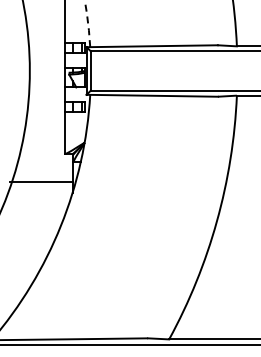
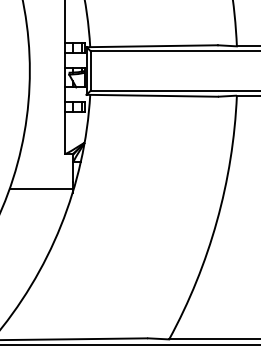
arc: dashed -> solid (88, 23)
line position: (40, 181) -> (40, 188) (40, 188)
